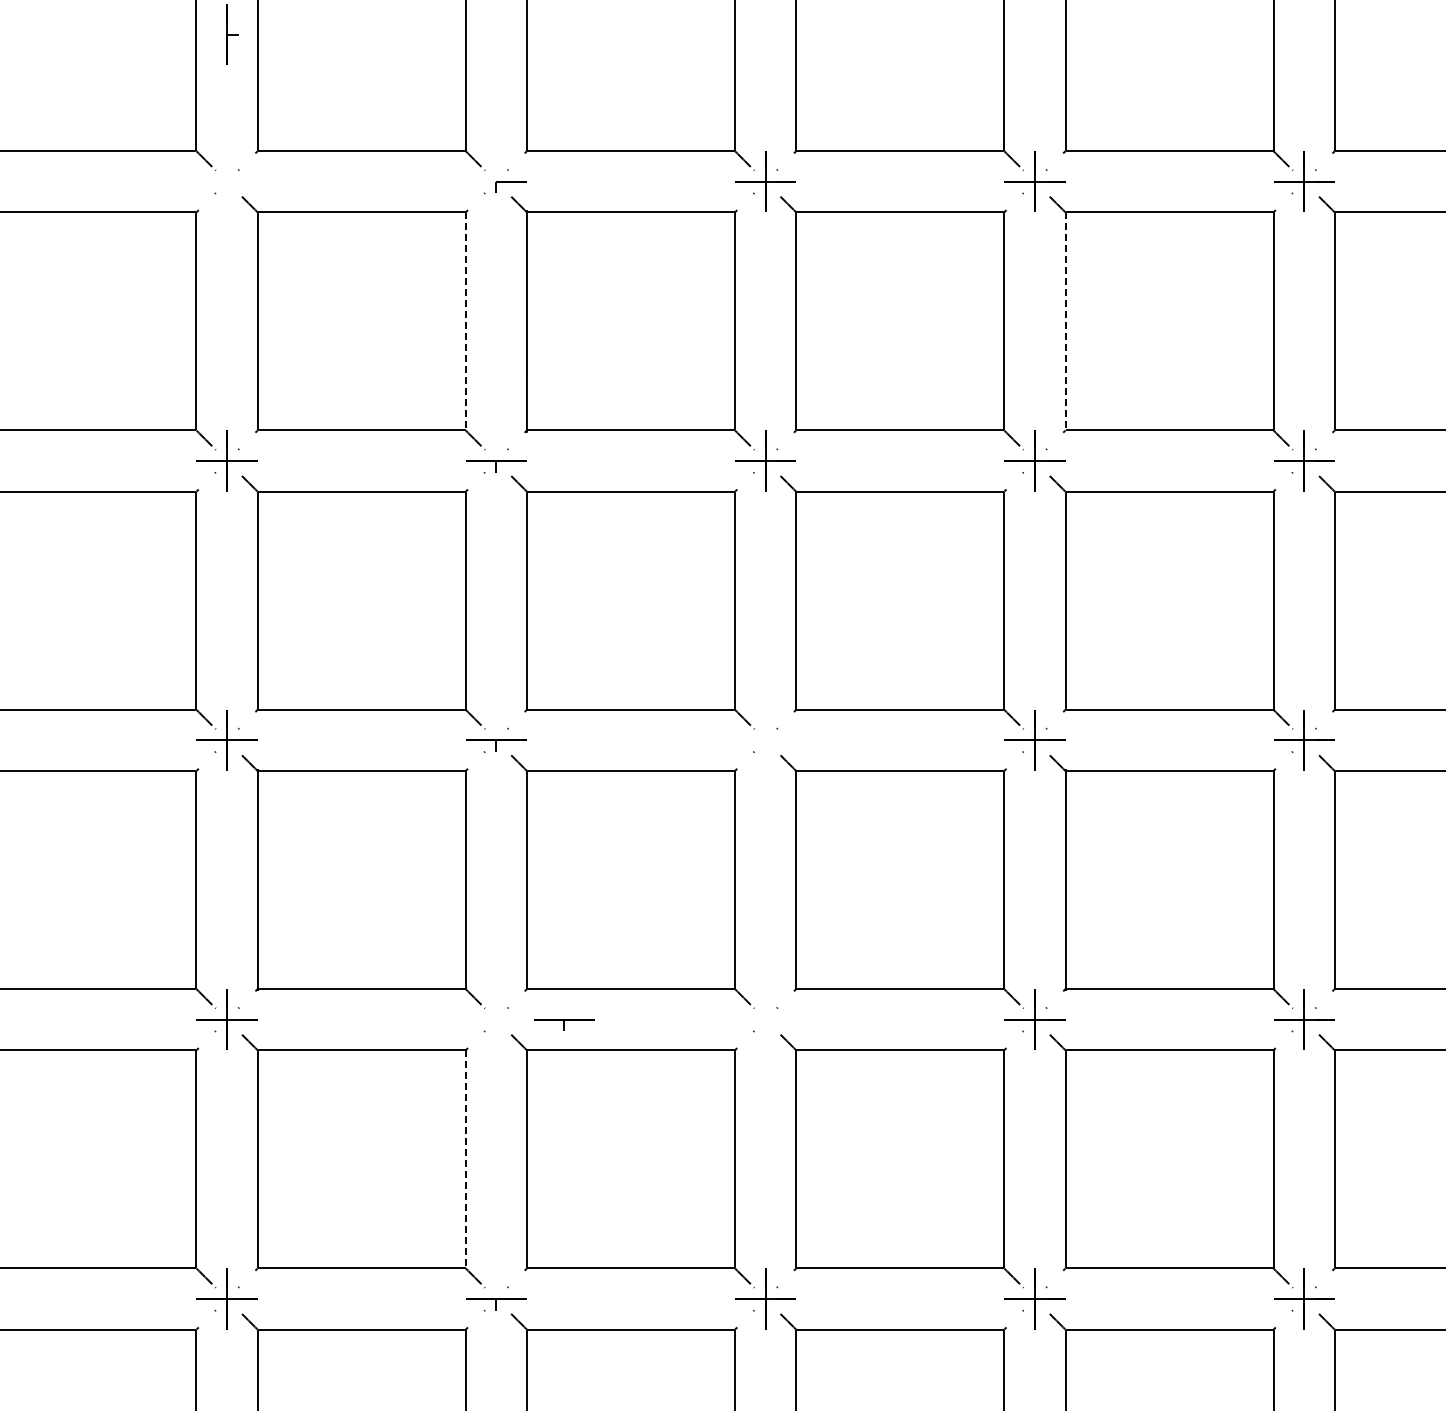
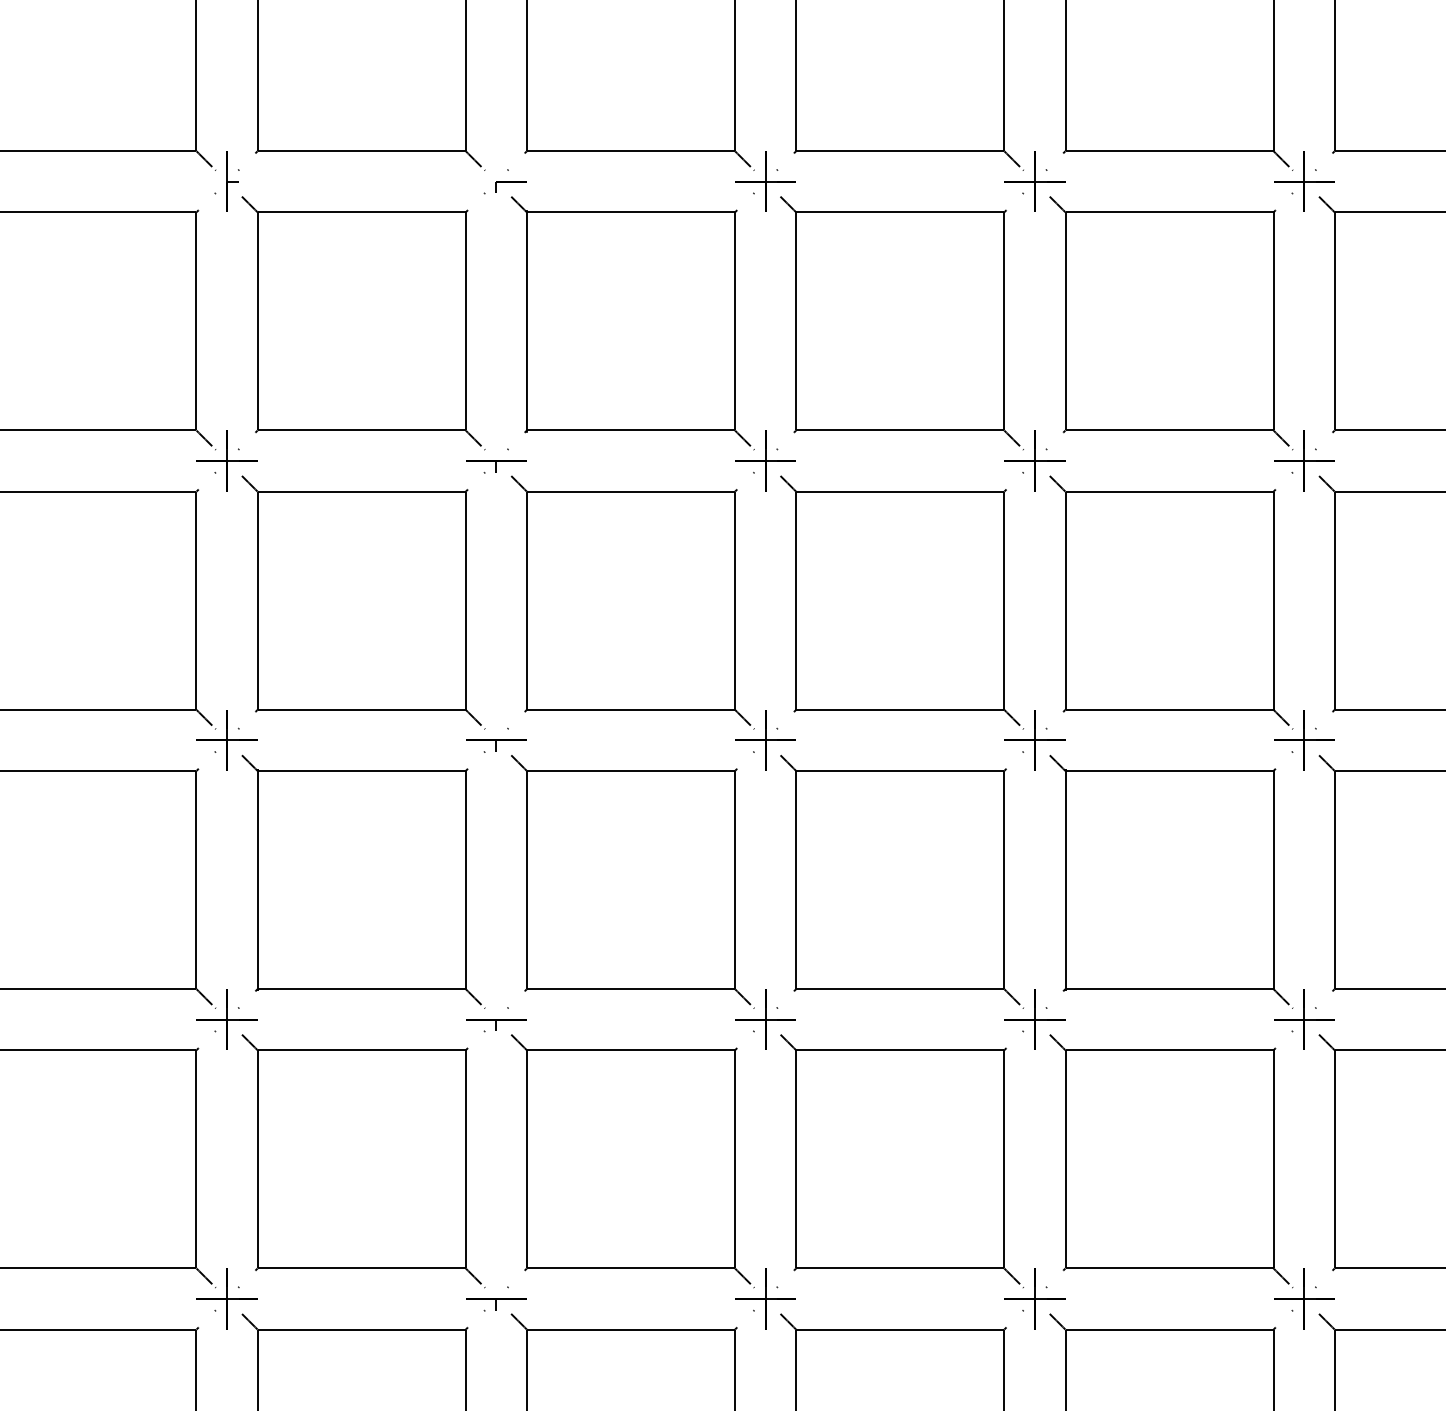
part position: (232, 34) -> (232, 181) (232, 181)
line: dashed -> solid (465, 321)
line: dashed -> solid (1065, 321)
part: none -> present (765, 740)
part: none -> present (765, 1019)
part position: (564, 1024) -> (496, 1024) (496, 1024)
line: dashed -> solid (465, 1159)
